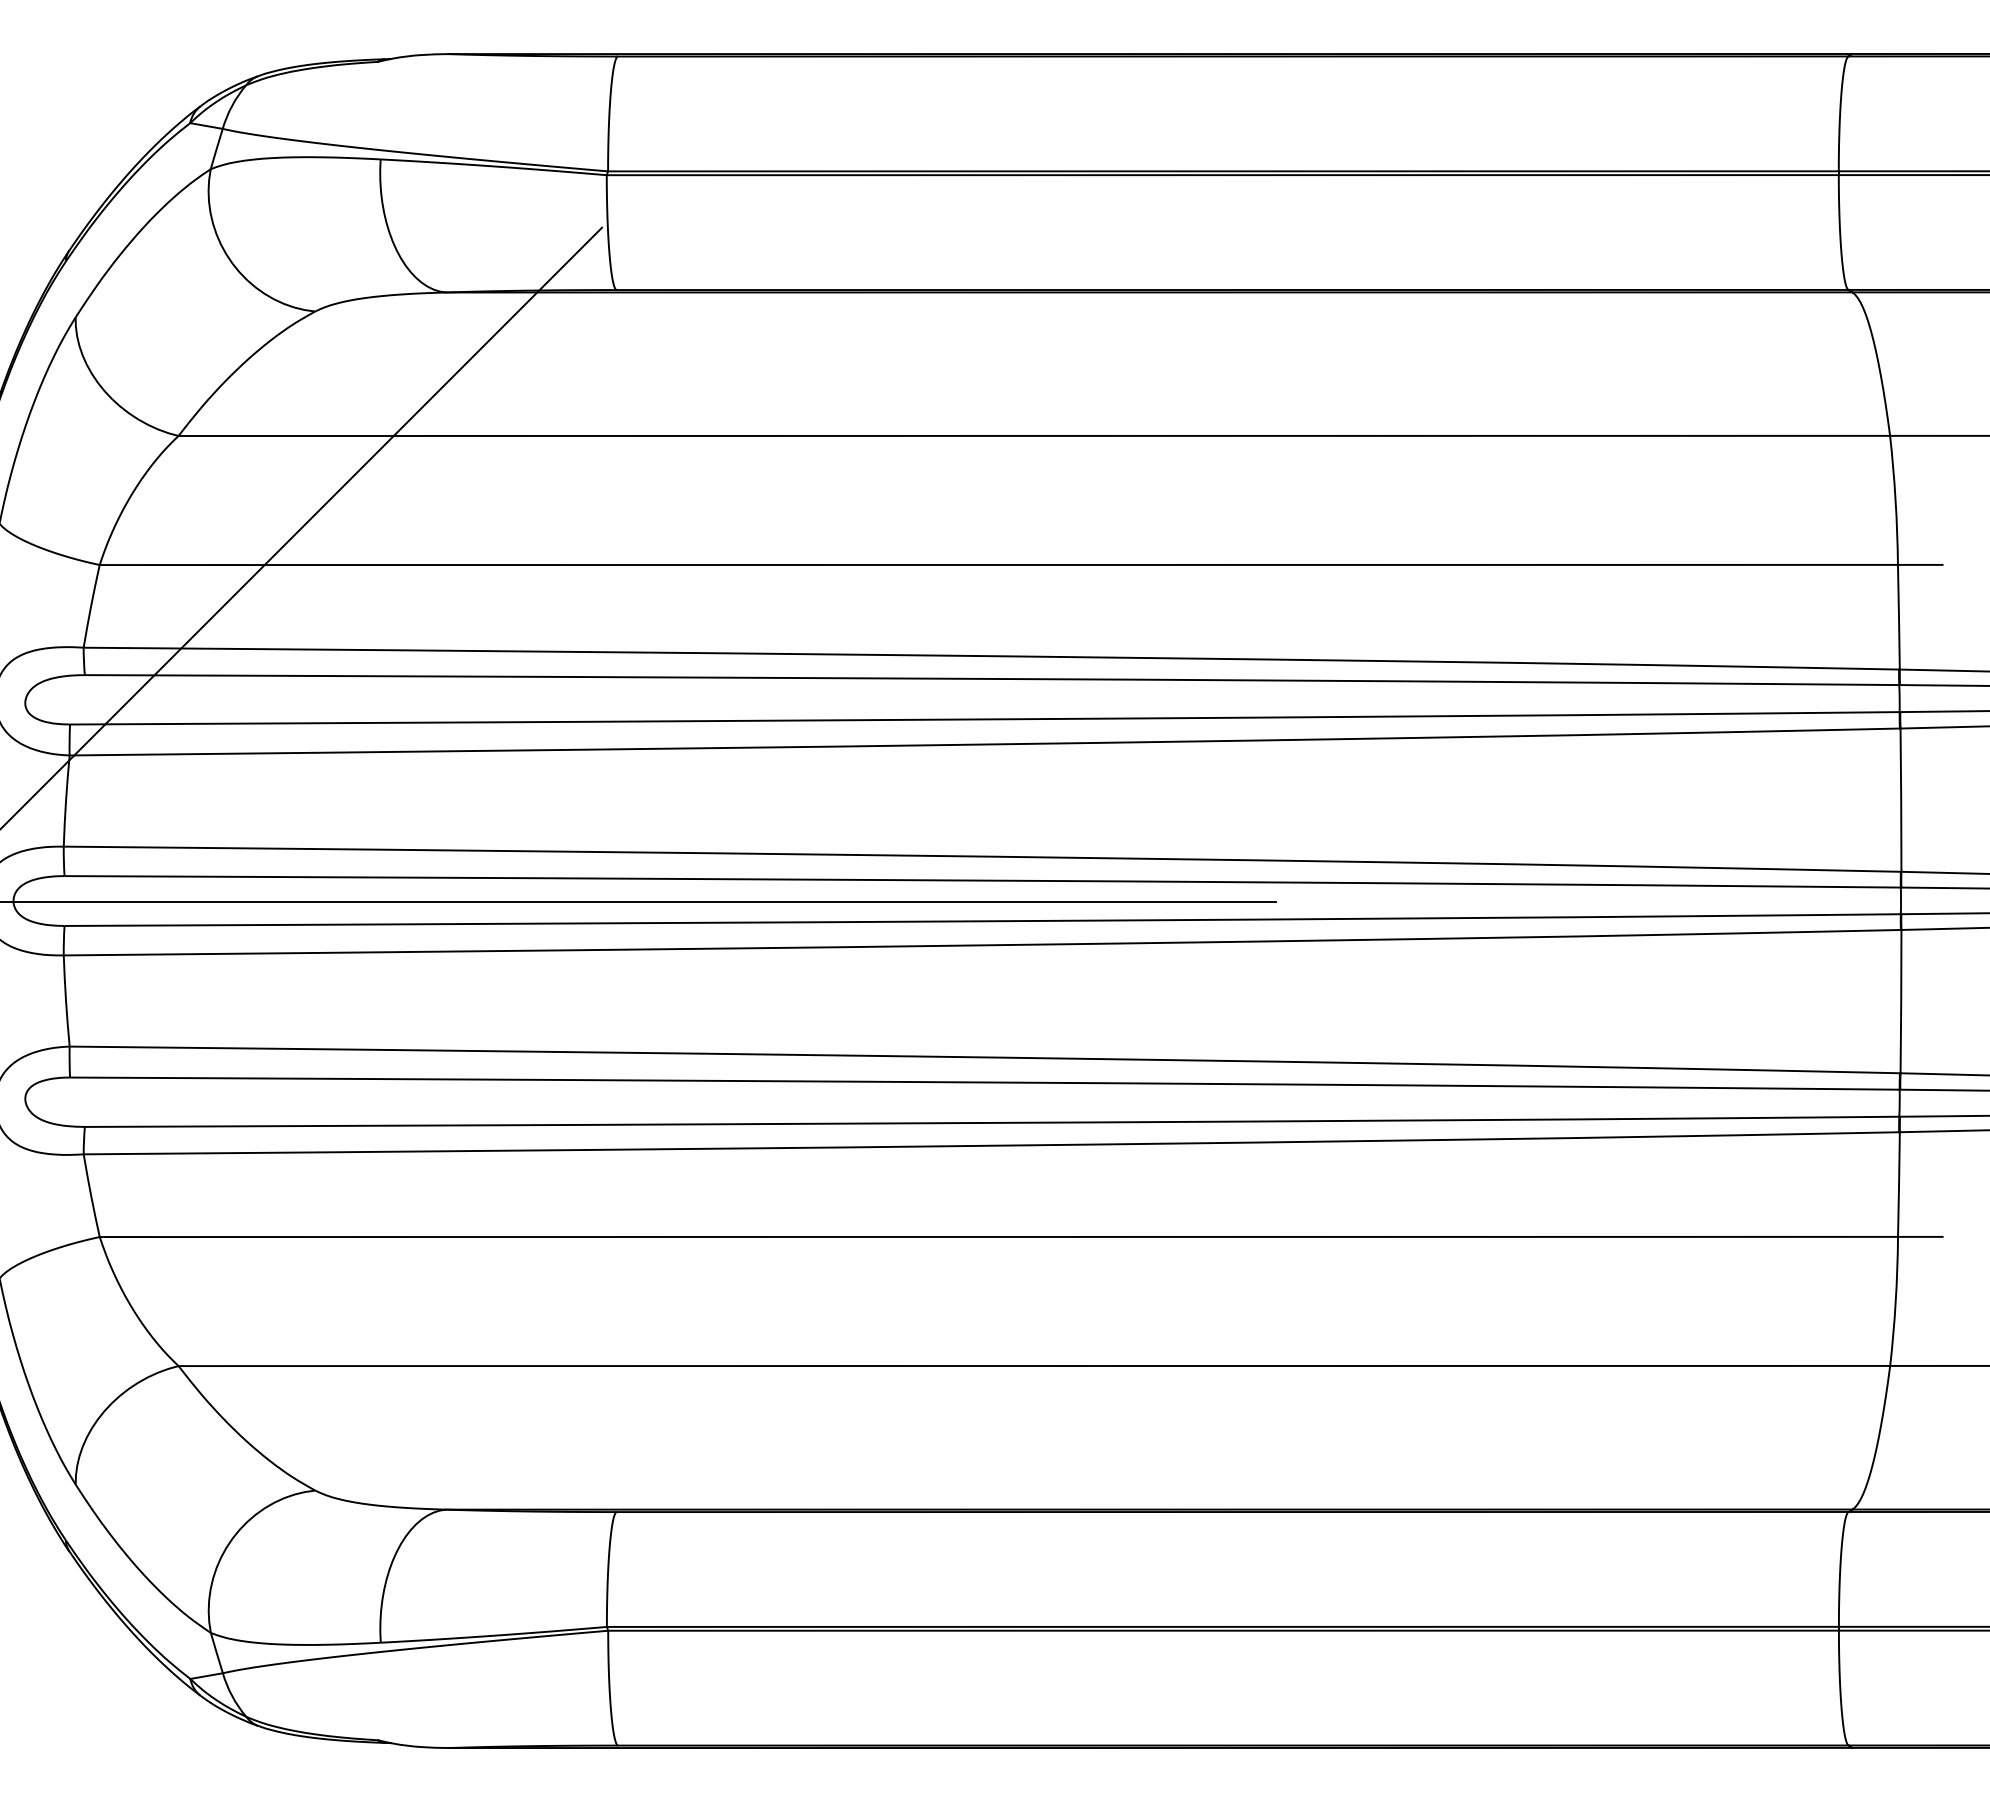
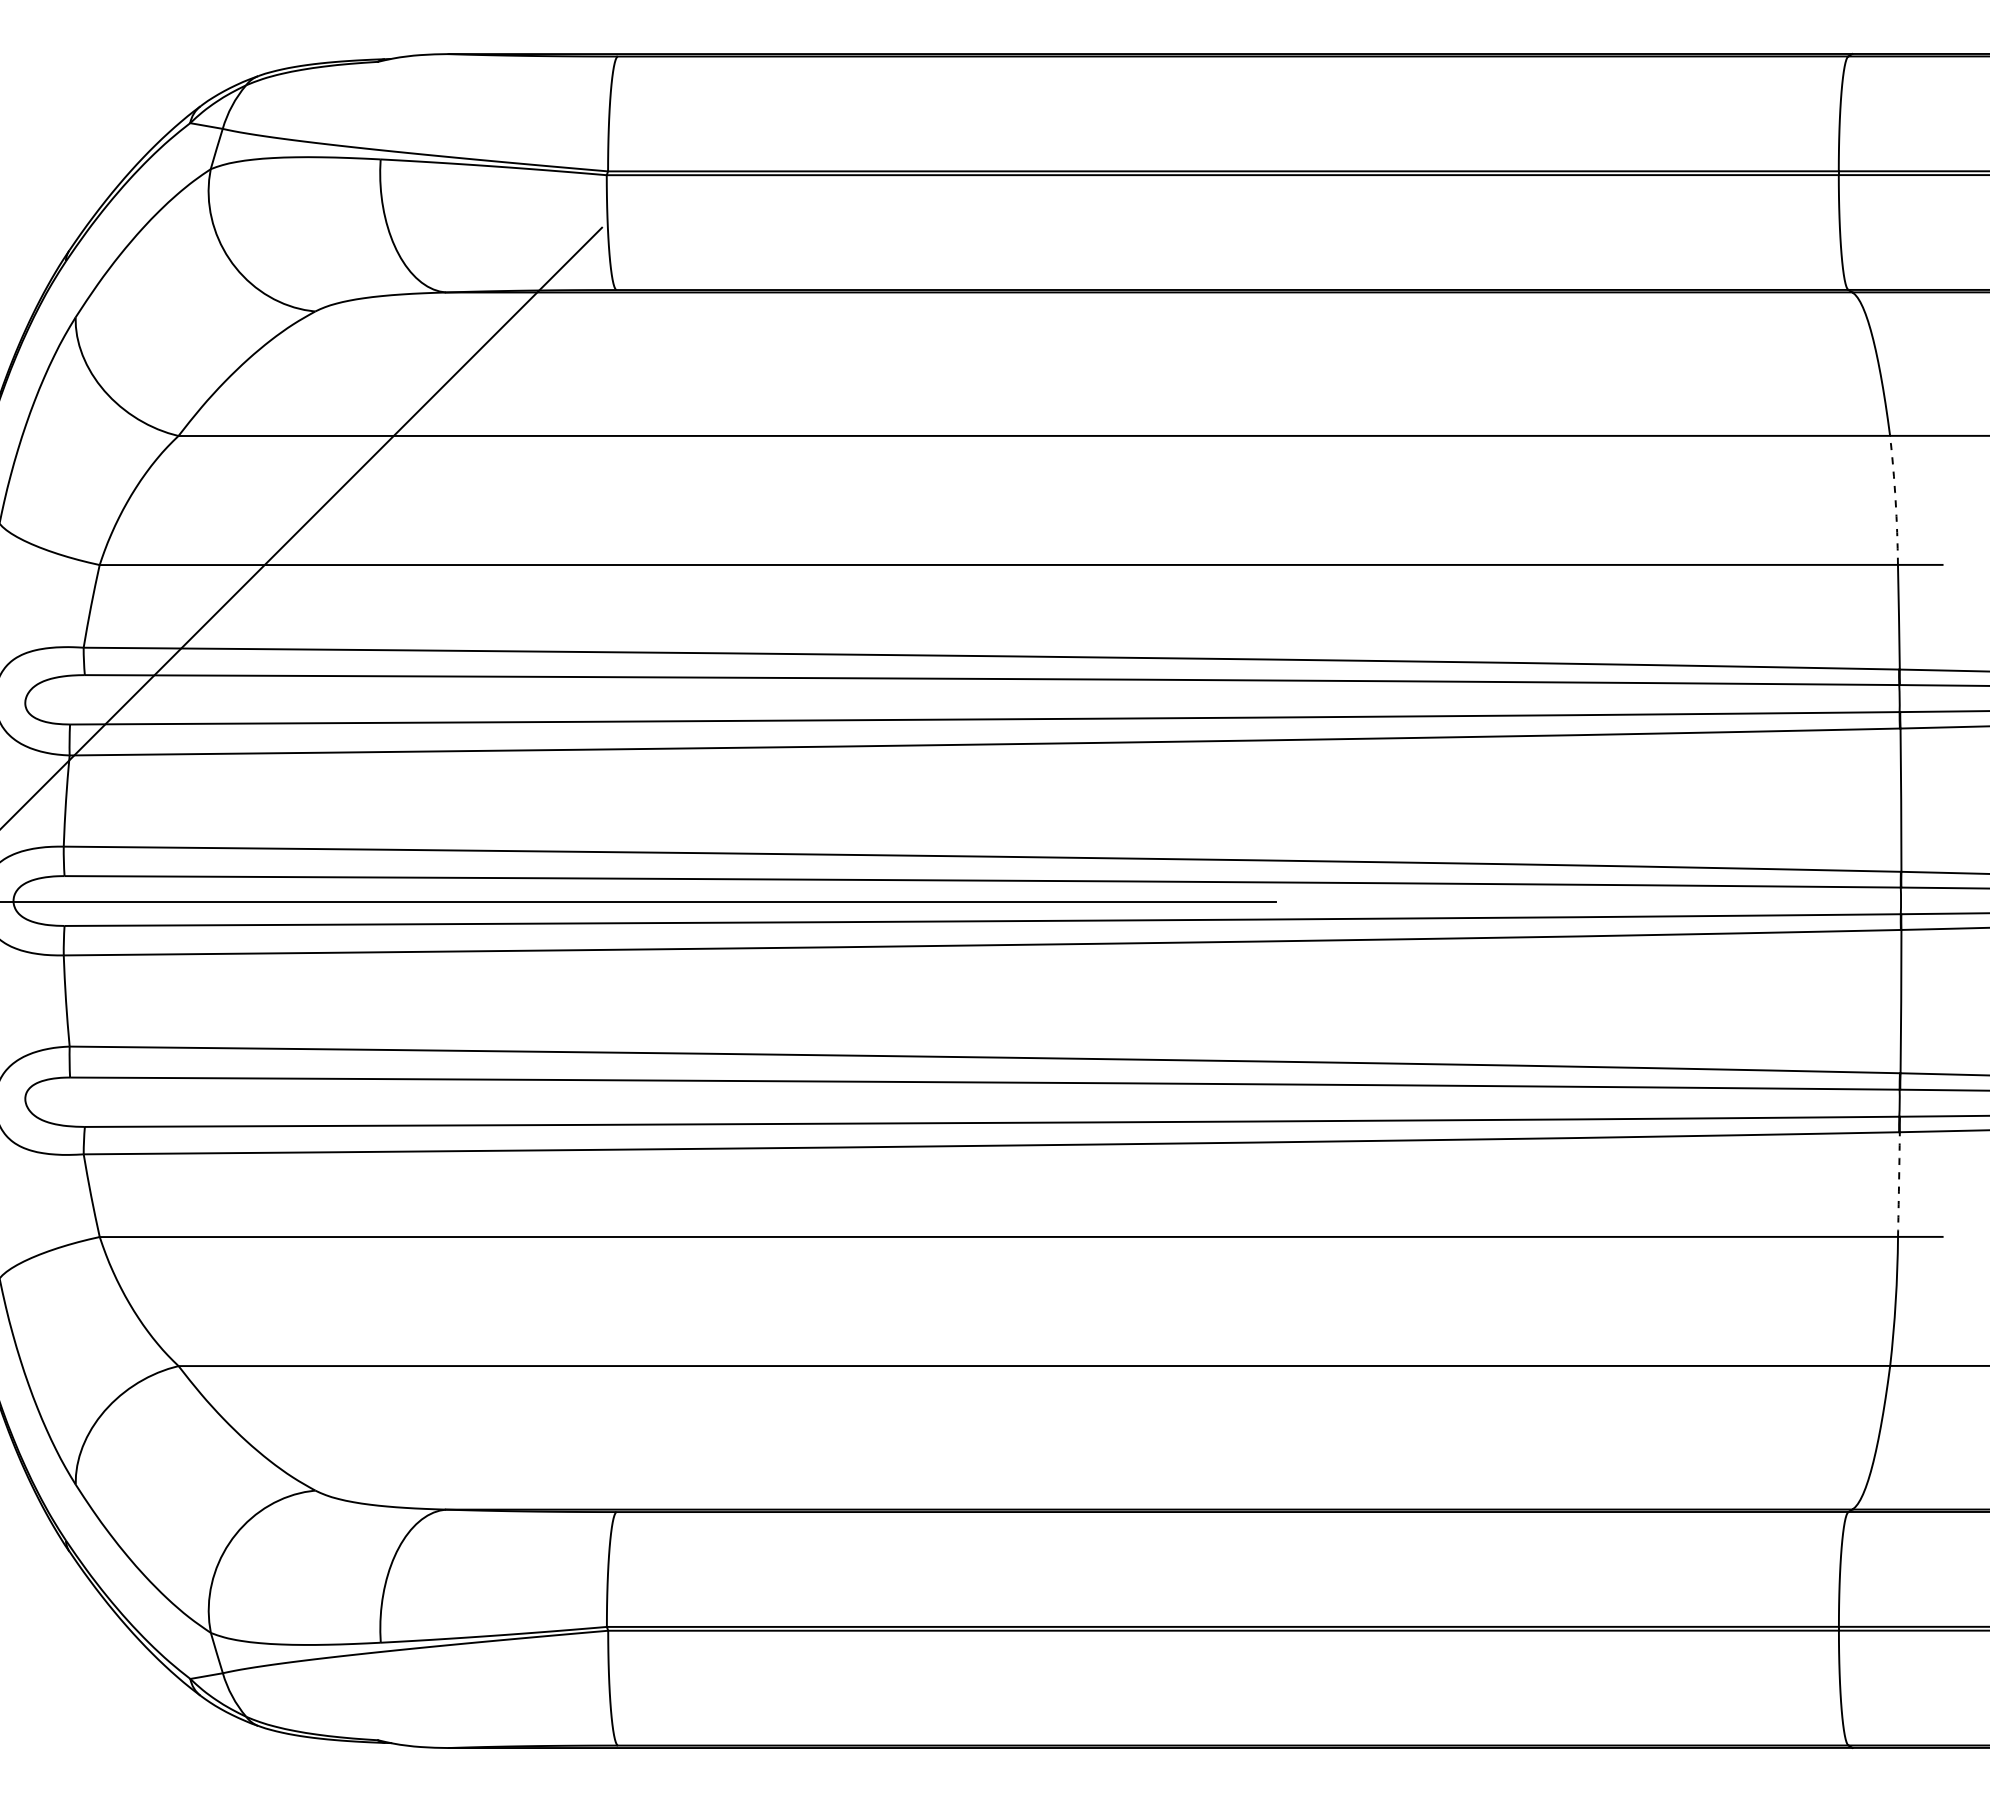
arc: solid -> dashed (1895, 500)
arc: solid -> dashed (1899, 1184)
